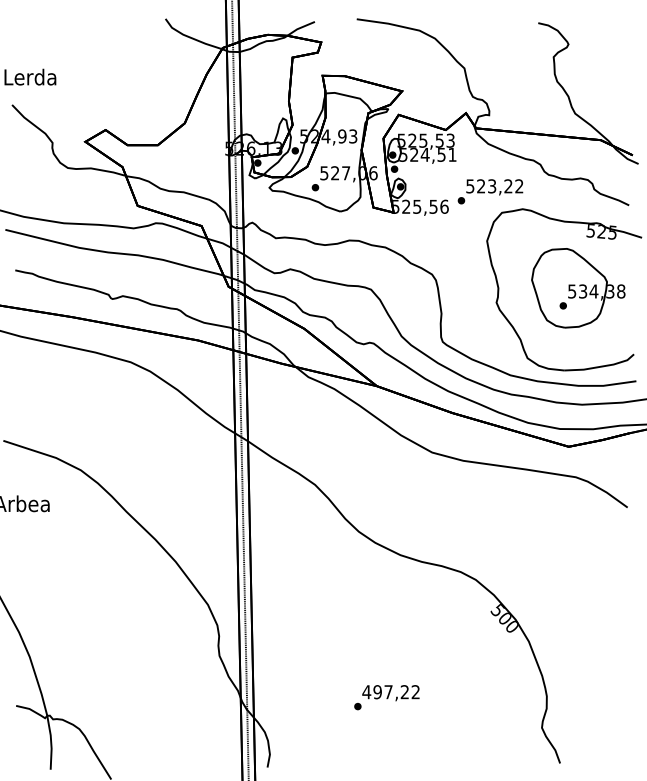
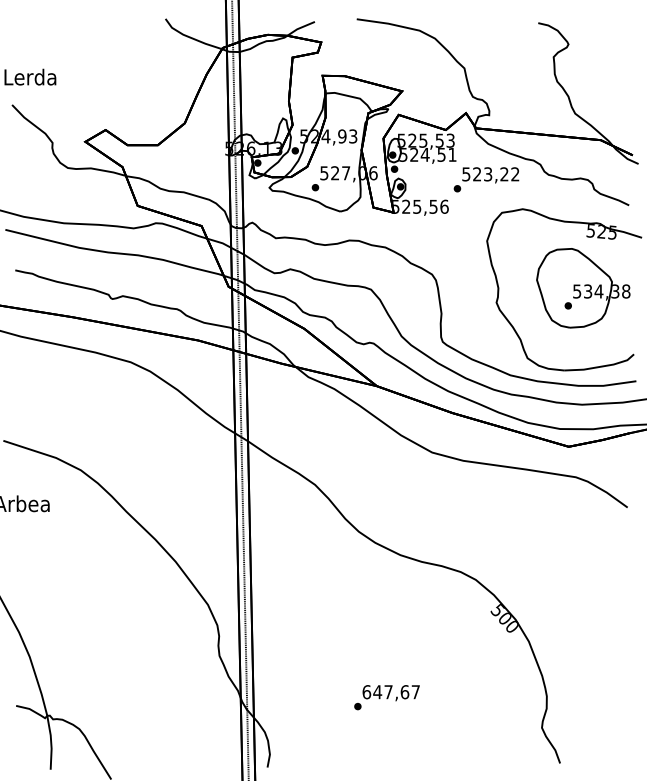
text position: (490, 191) -> (486, 179) (486, 179)
part position: (578, 288) -> (583, 288) (583, 288)
text: 497,22 -> 647,67 (390, 692)
